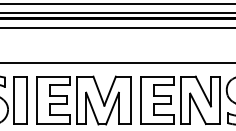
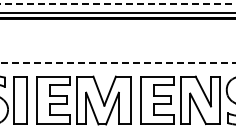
line: solid -> dashed (118, 3)
line: present -> none (117, 27)
line: solid -> dashed (117, 62)
